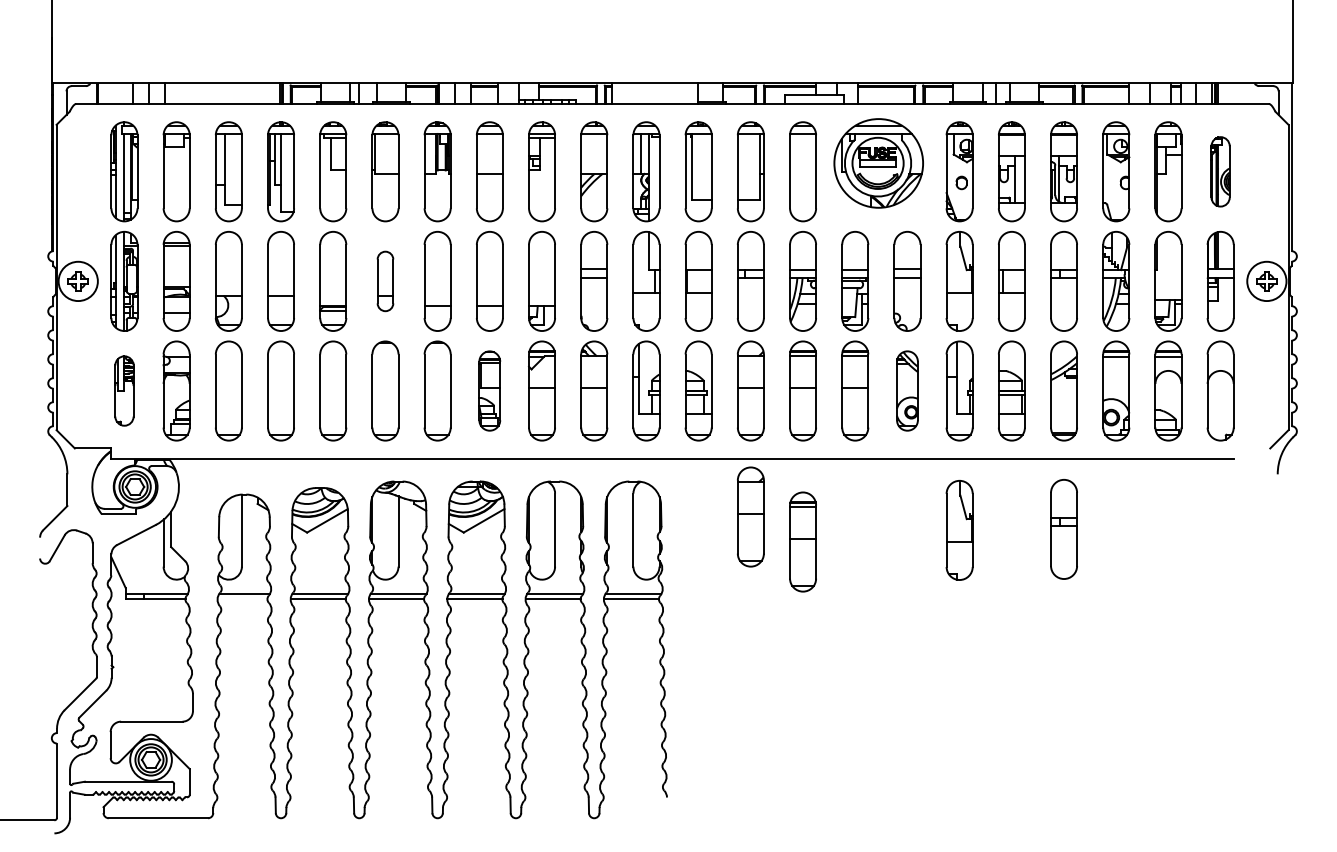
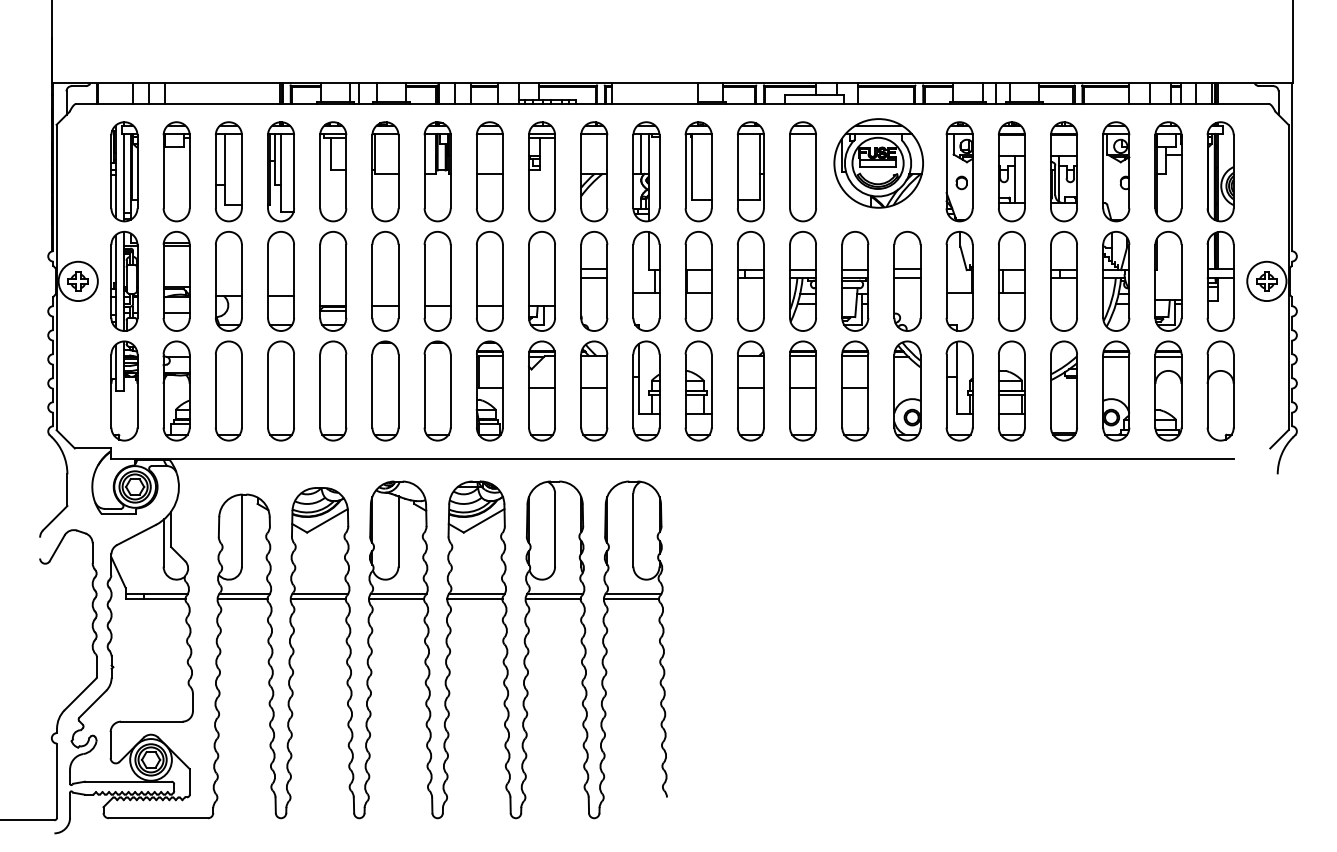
part size: 21x72 px -> 29x102 px (1220, 171)
part size: 19x63 px -> 29x101 px (385, 281)
part size: 21x72 px -> 29x102 px (124, 390)
part size: 24x82 px -> 29x102 px (489, 390)
part size: 23x82 px -> 29x102 px (907, 390)
part: present -> none (750, 516)
part: present -> none (1063, 529)
part: present -> none (959, 530)
part: present -> none (802, 541)
line: none -> present (242, 599)
